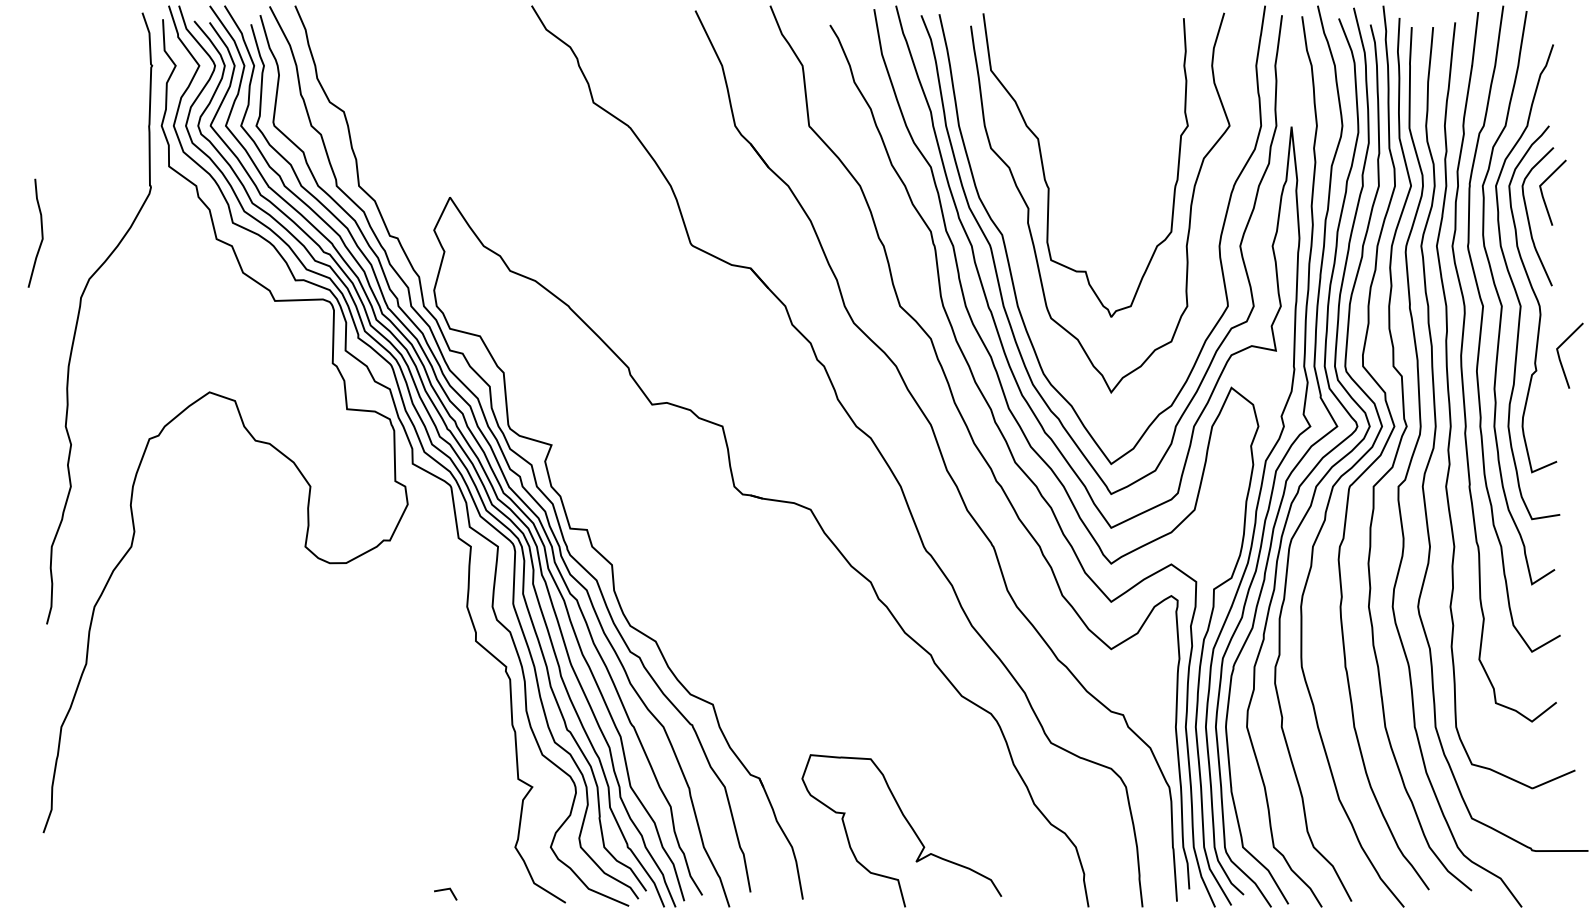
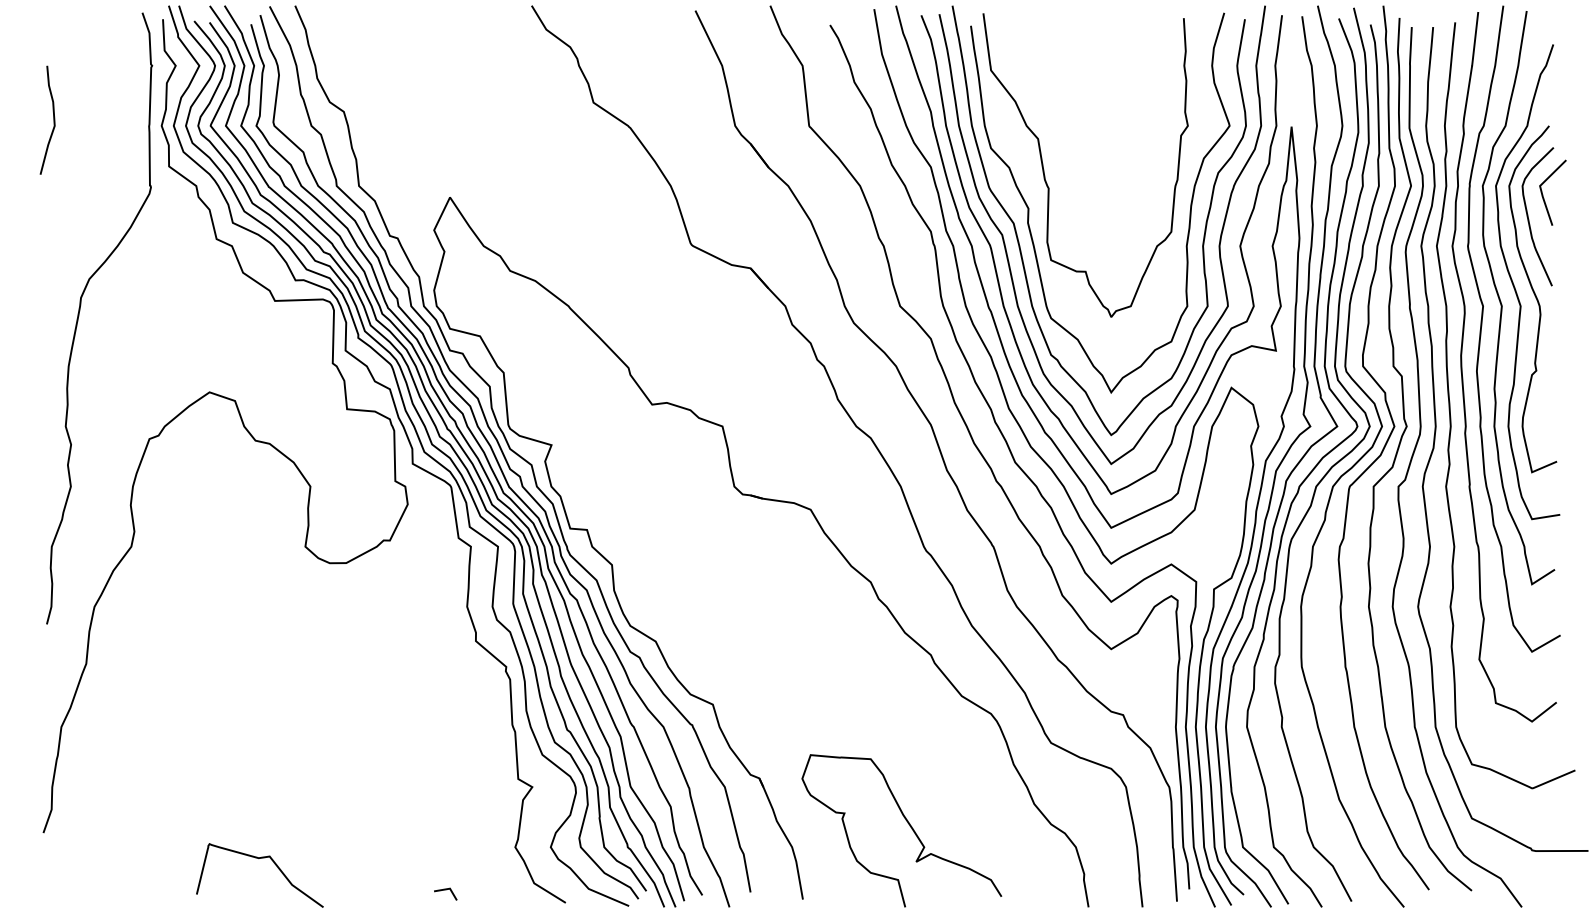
curve position: (41, 232) -> (53, 119) (53, 119)
curve: none -> present (1019, 241)
line: present -> none (1560, 357)
curve: none -> present (259, 858)
